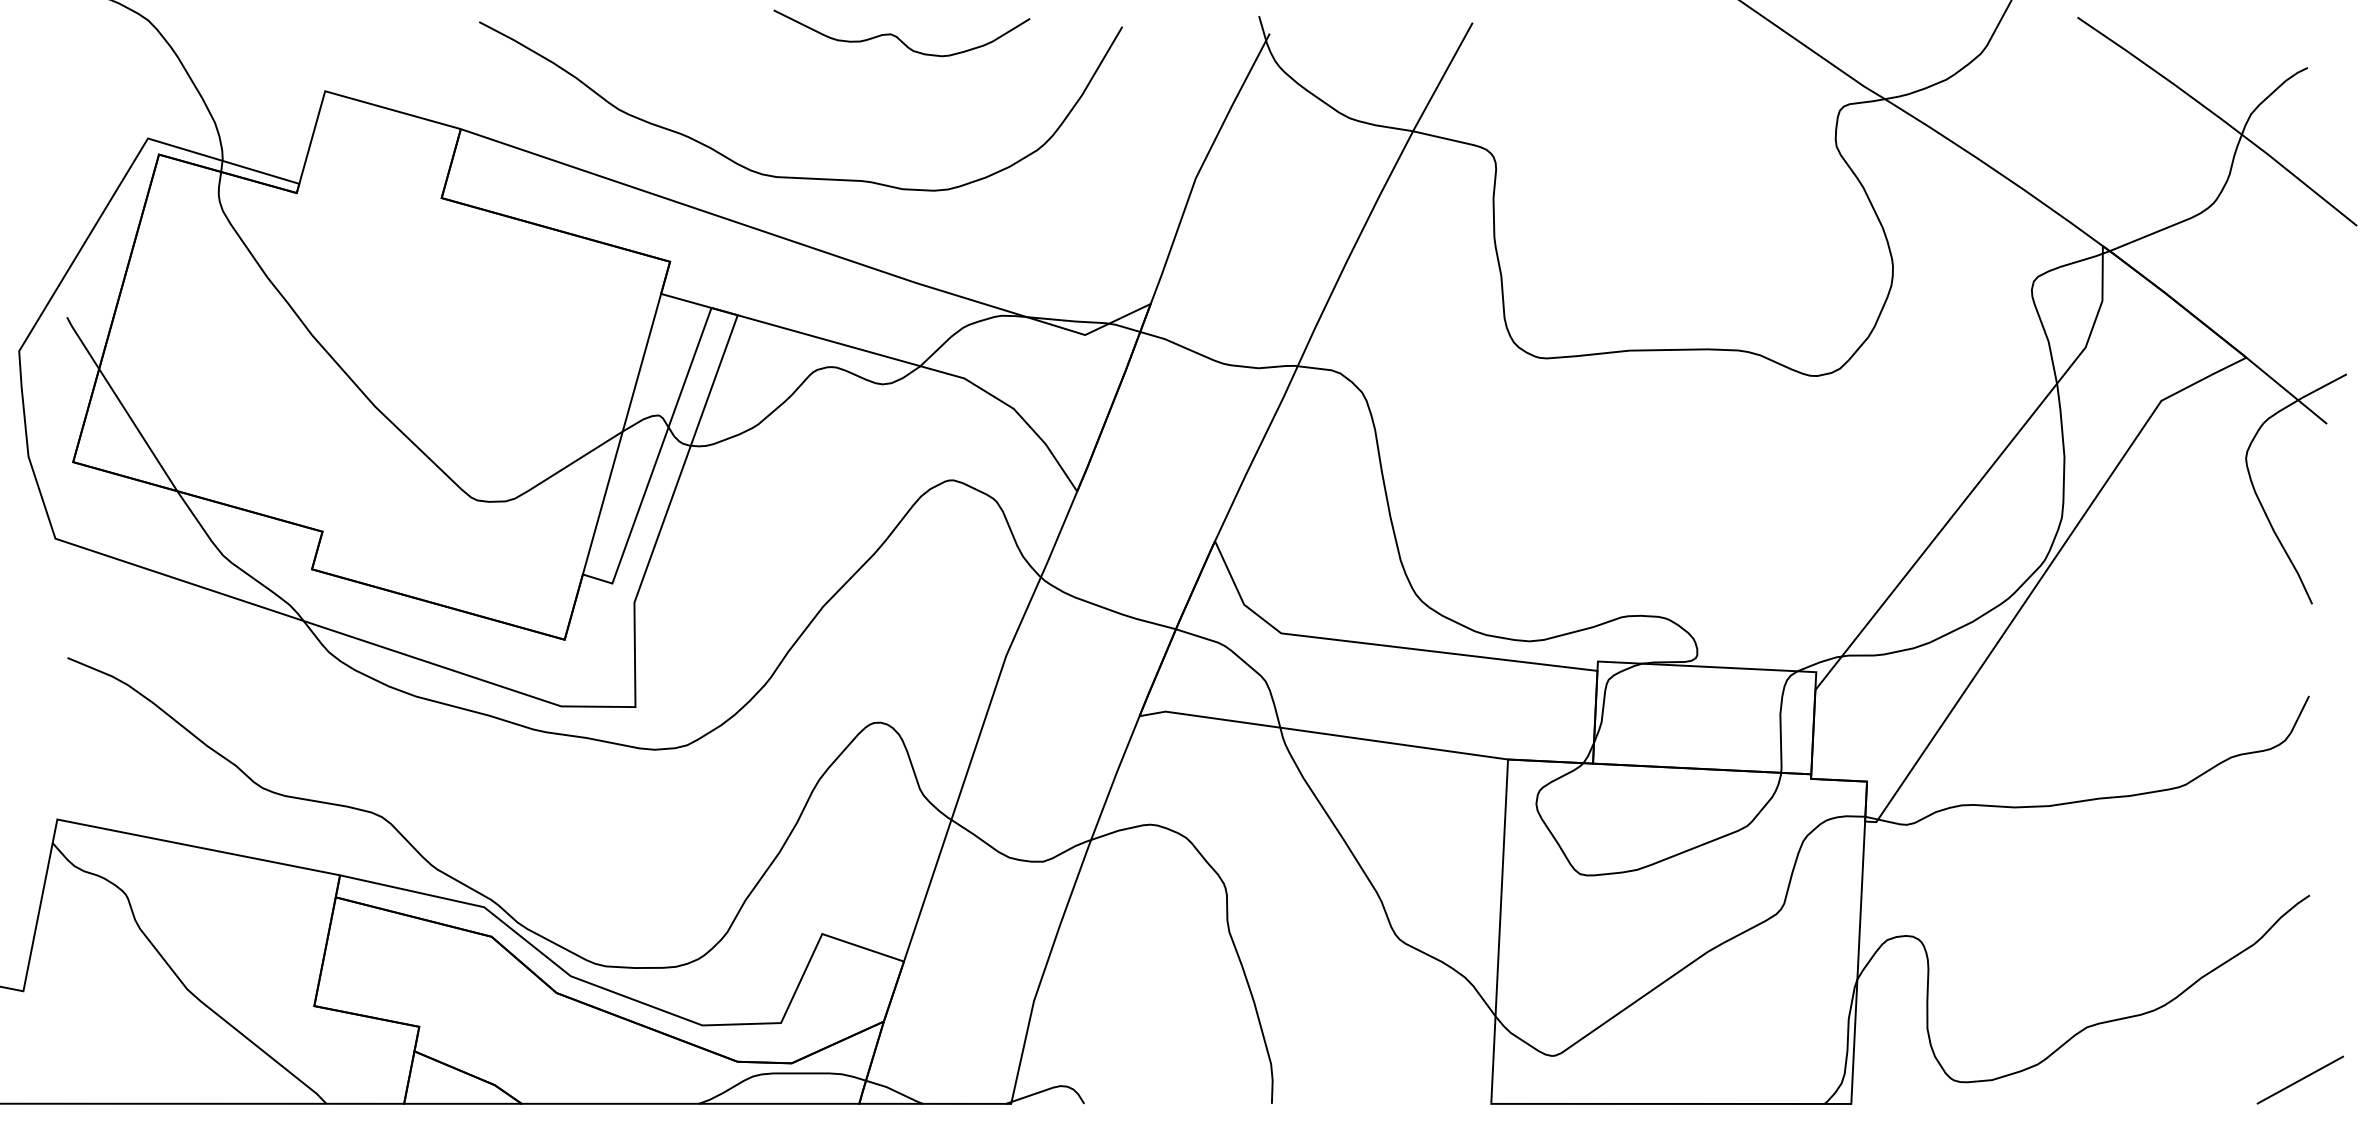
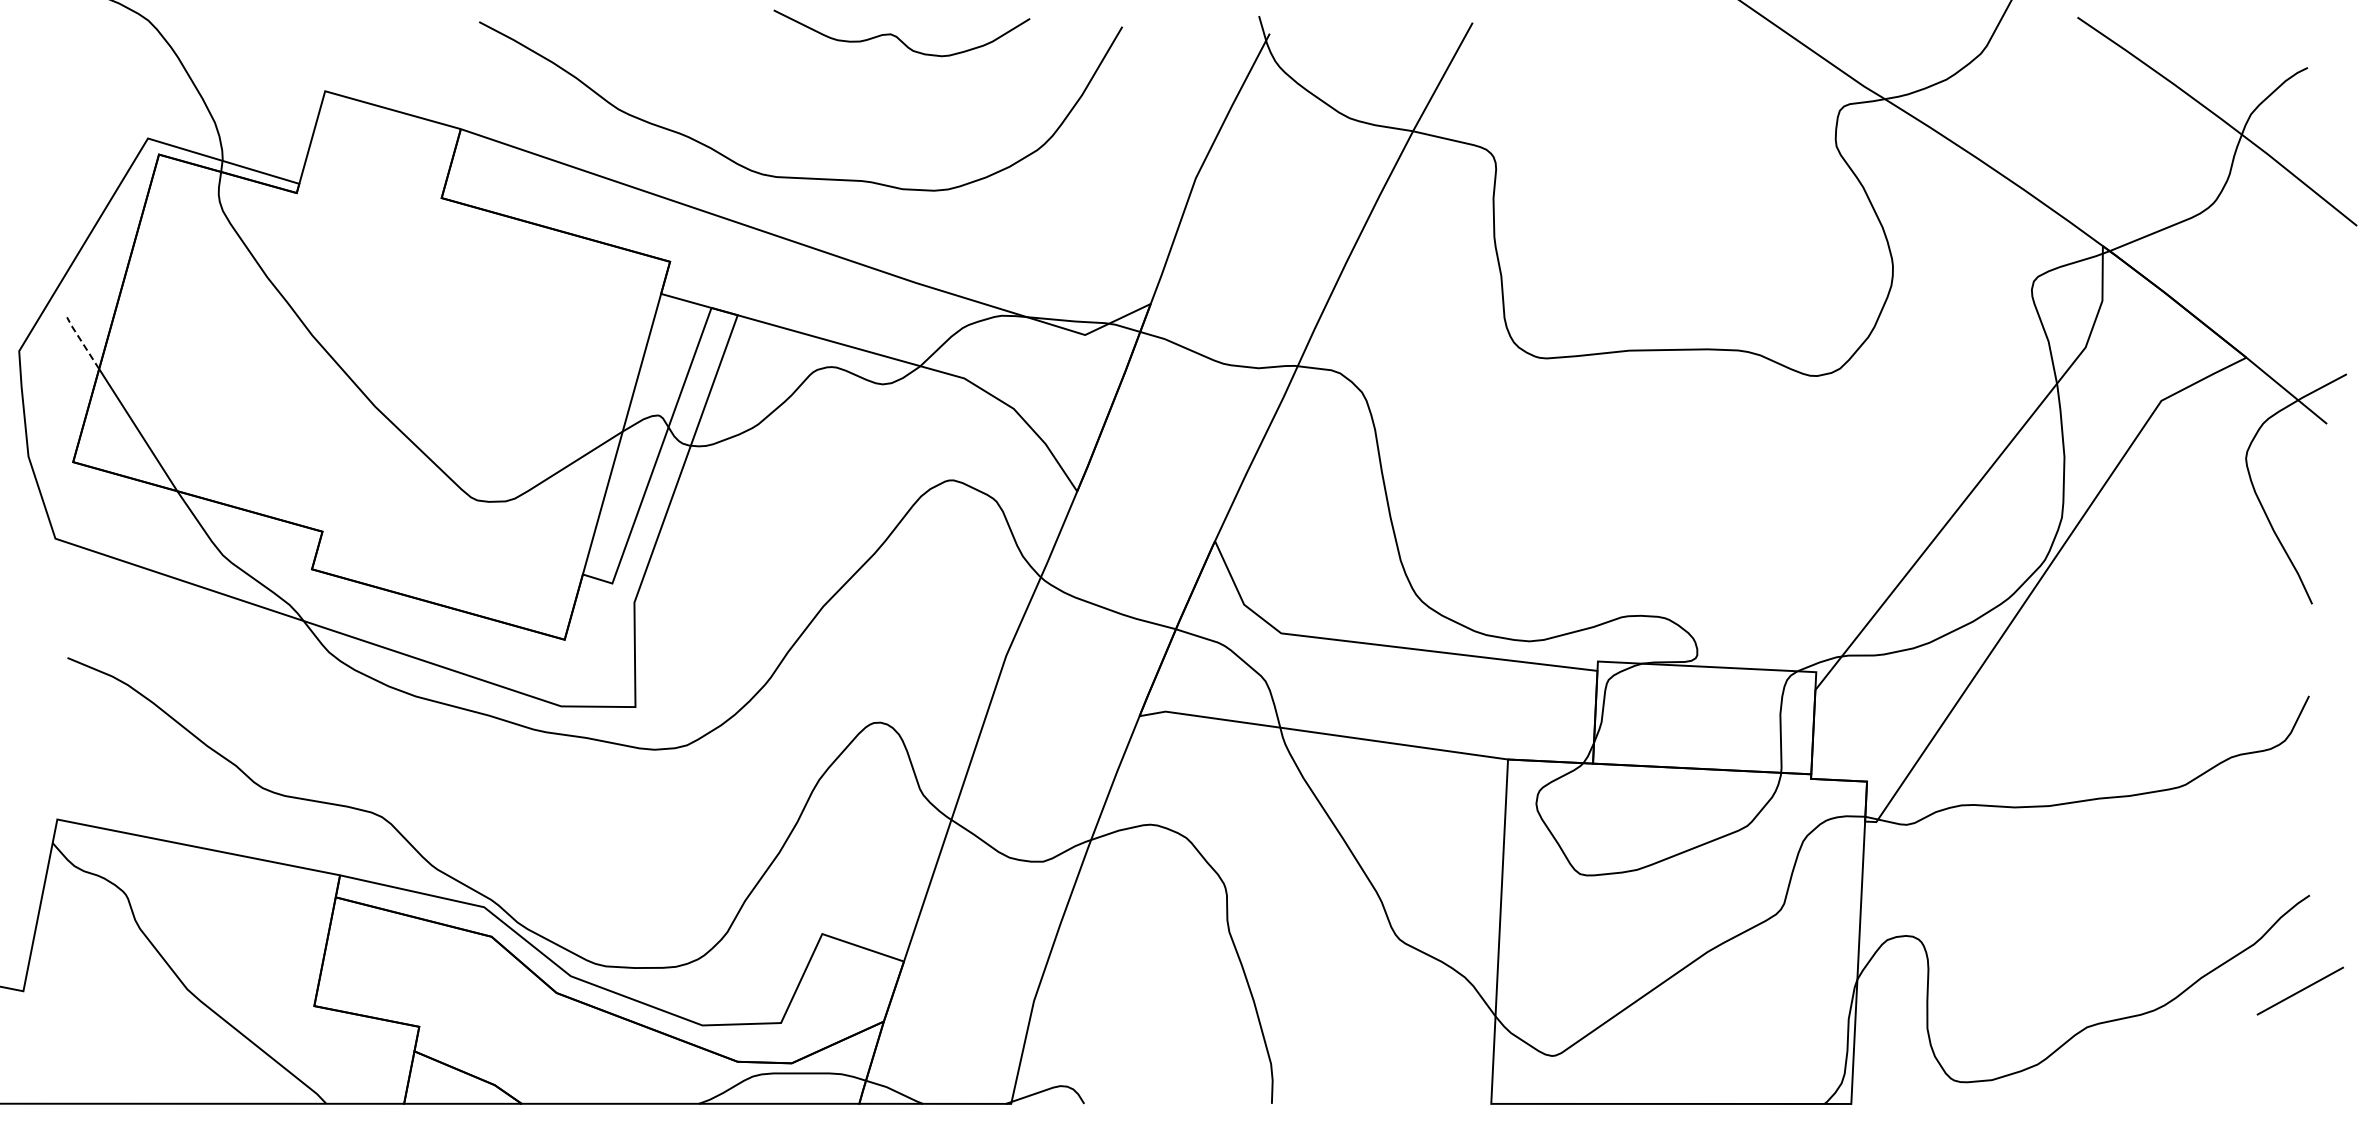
line: solid -> dashed (82, 342)
line position: (2299, 1079) -> (2299, 990) (2299, 990)
